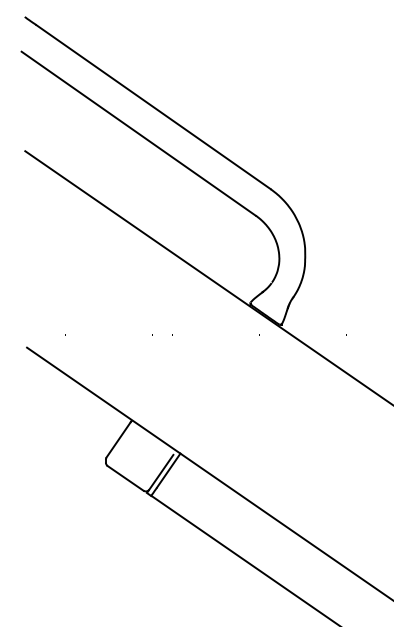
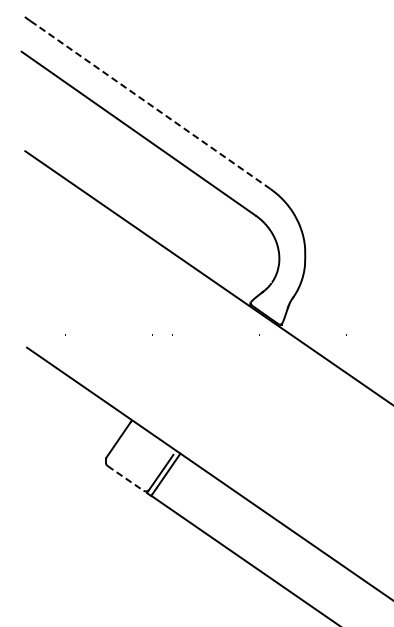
line: solid -> dashed (153, 107)
line: solid -> dashed (125, 478)
